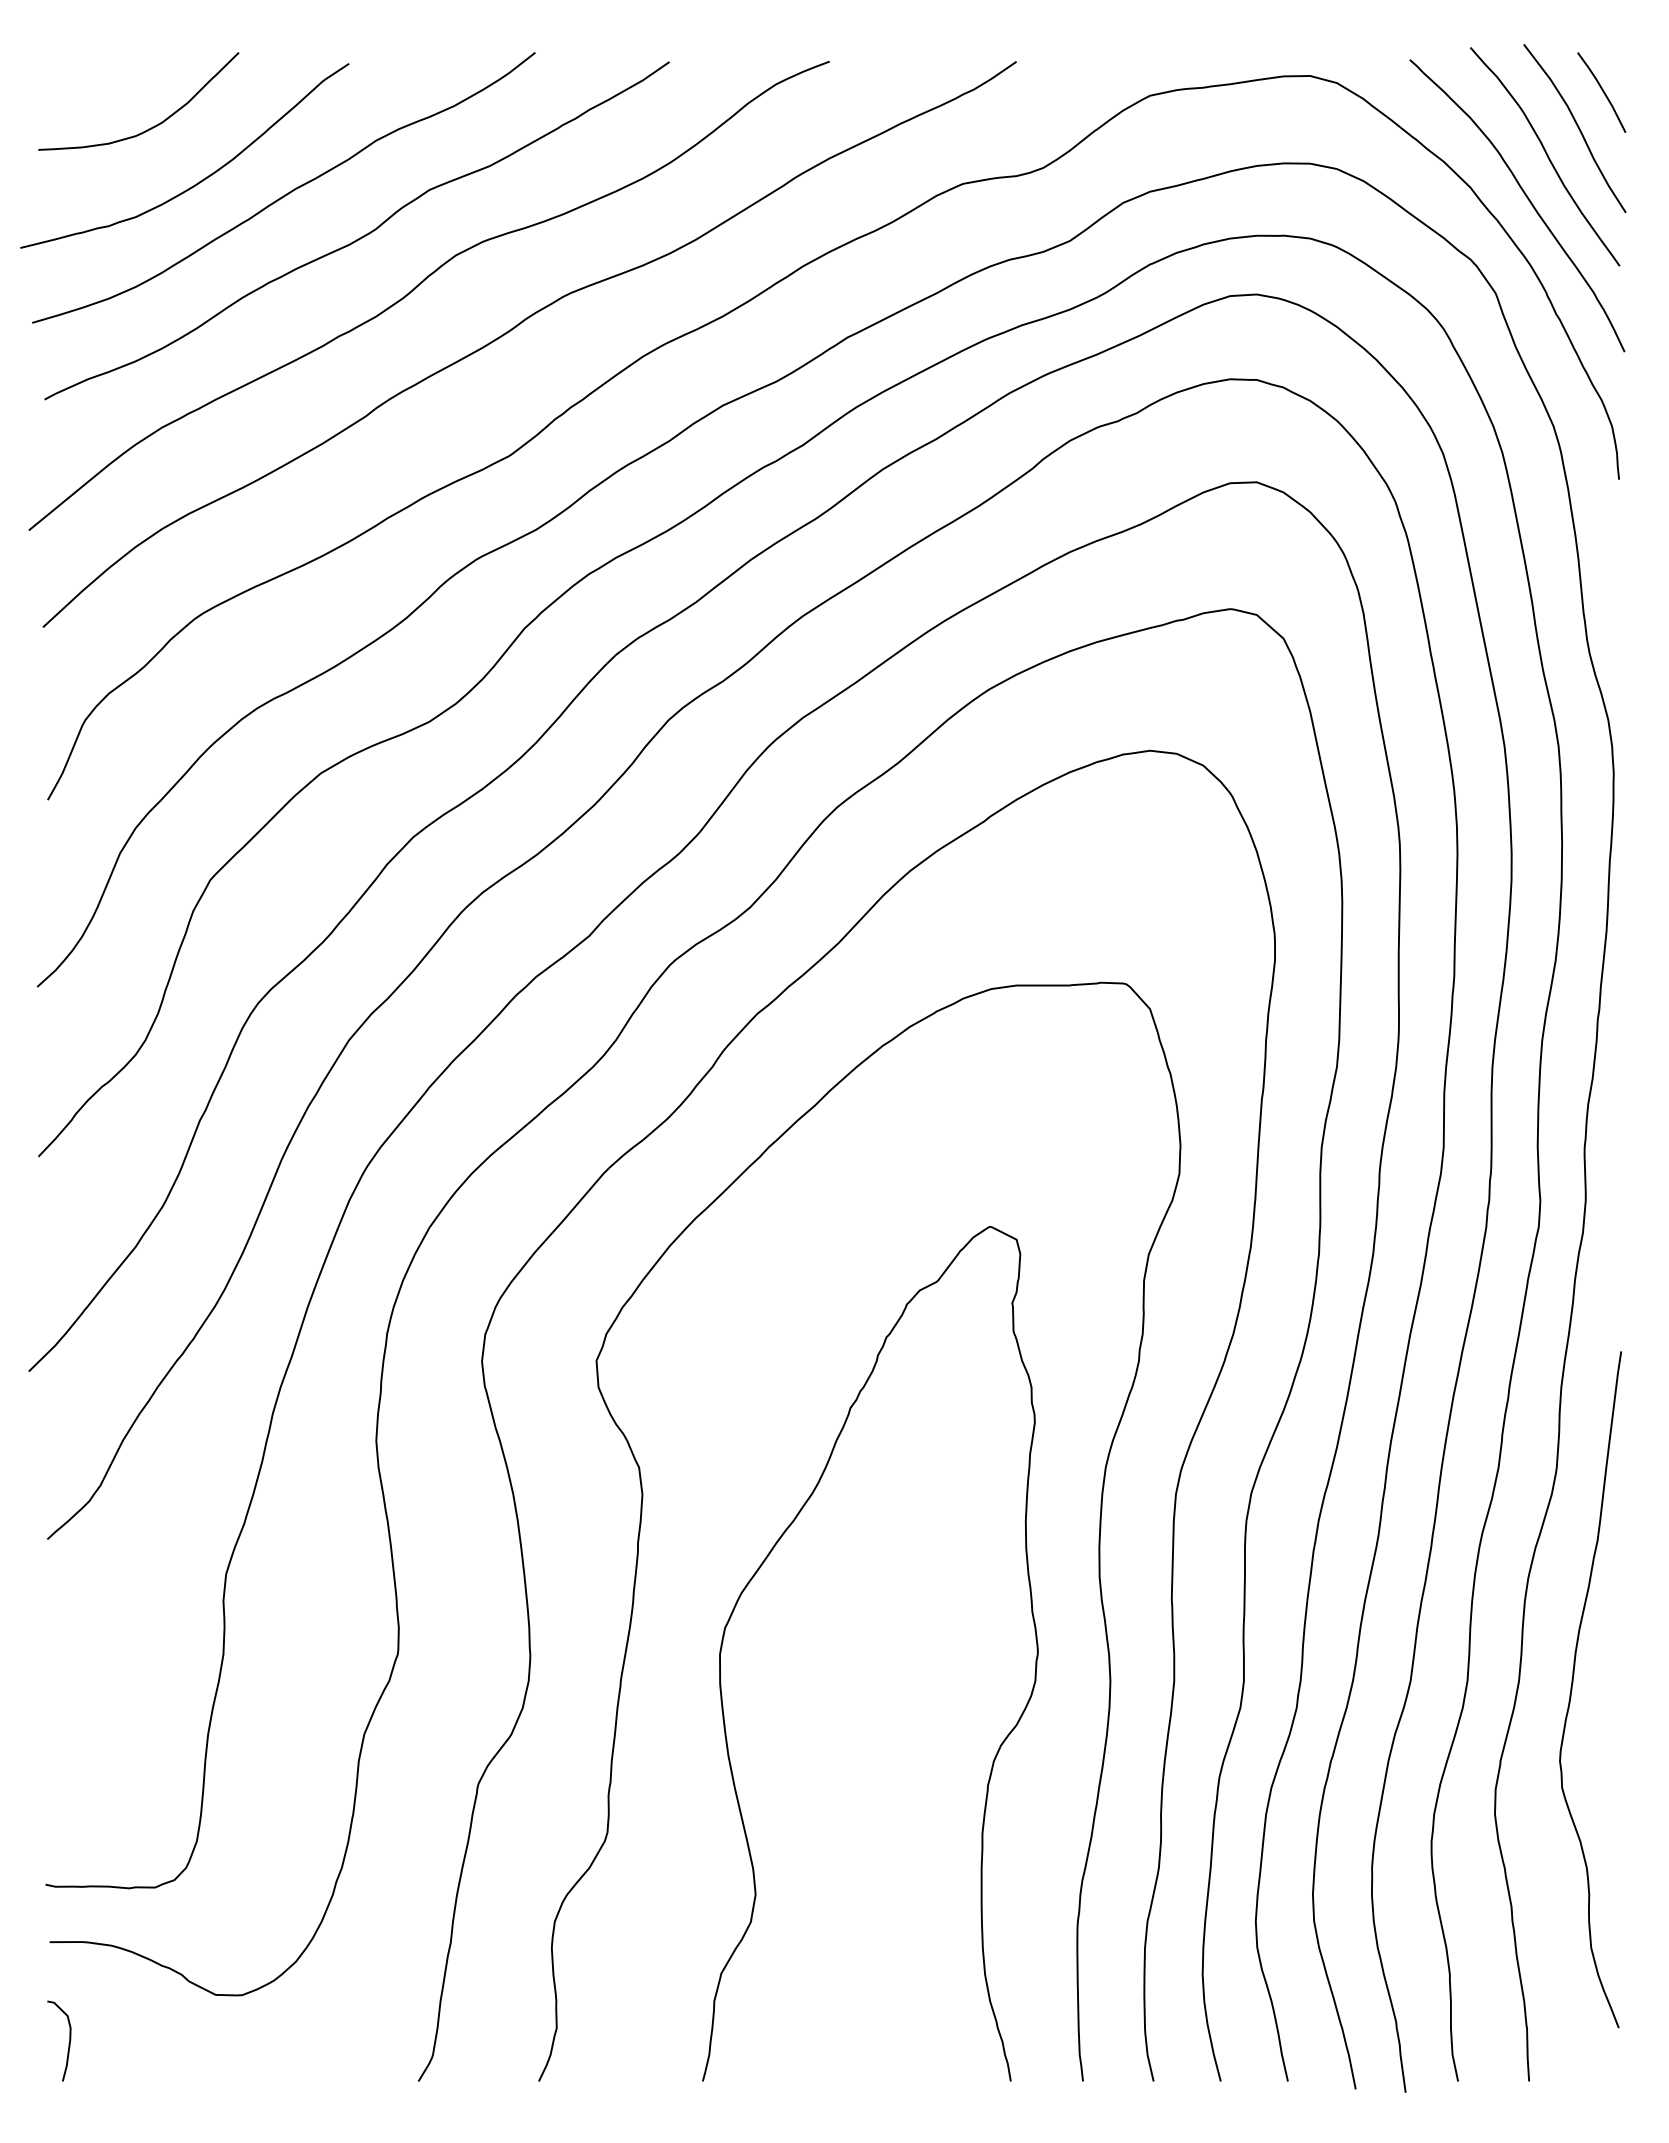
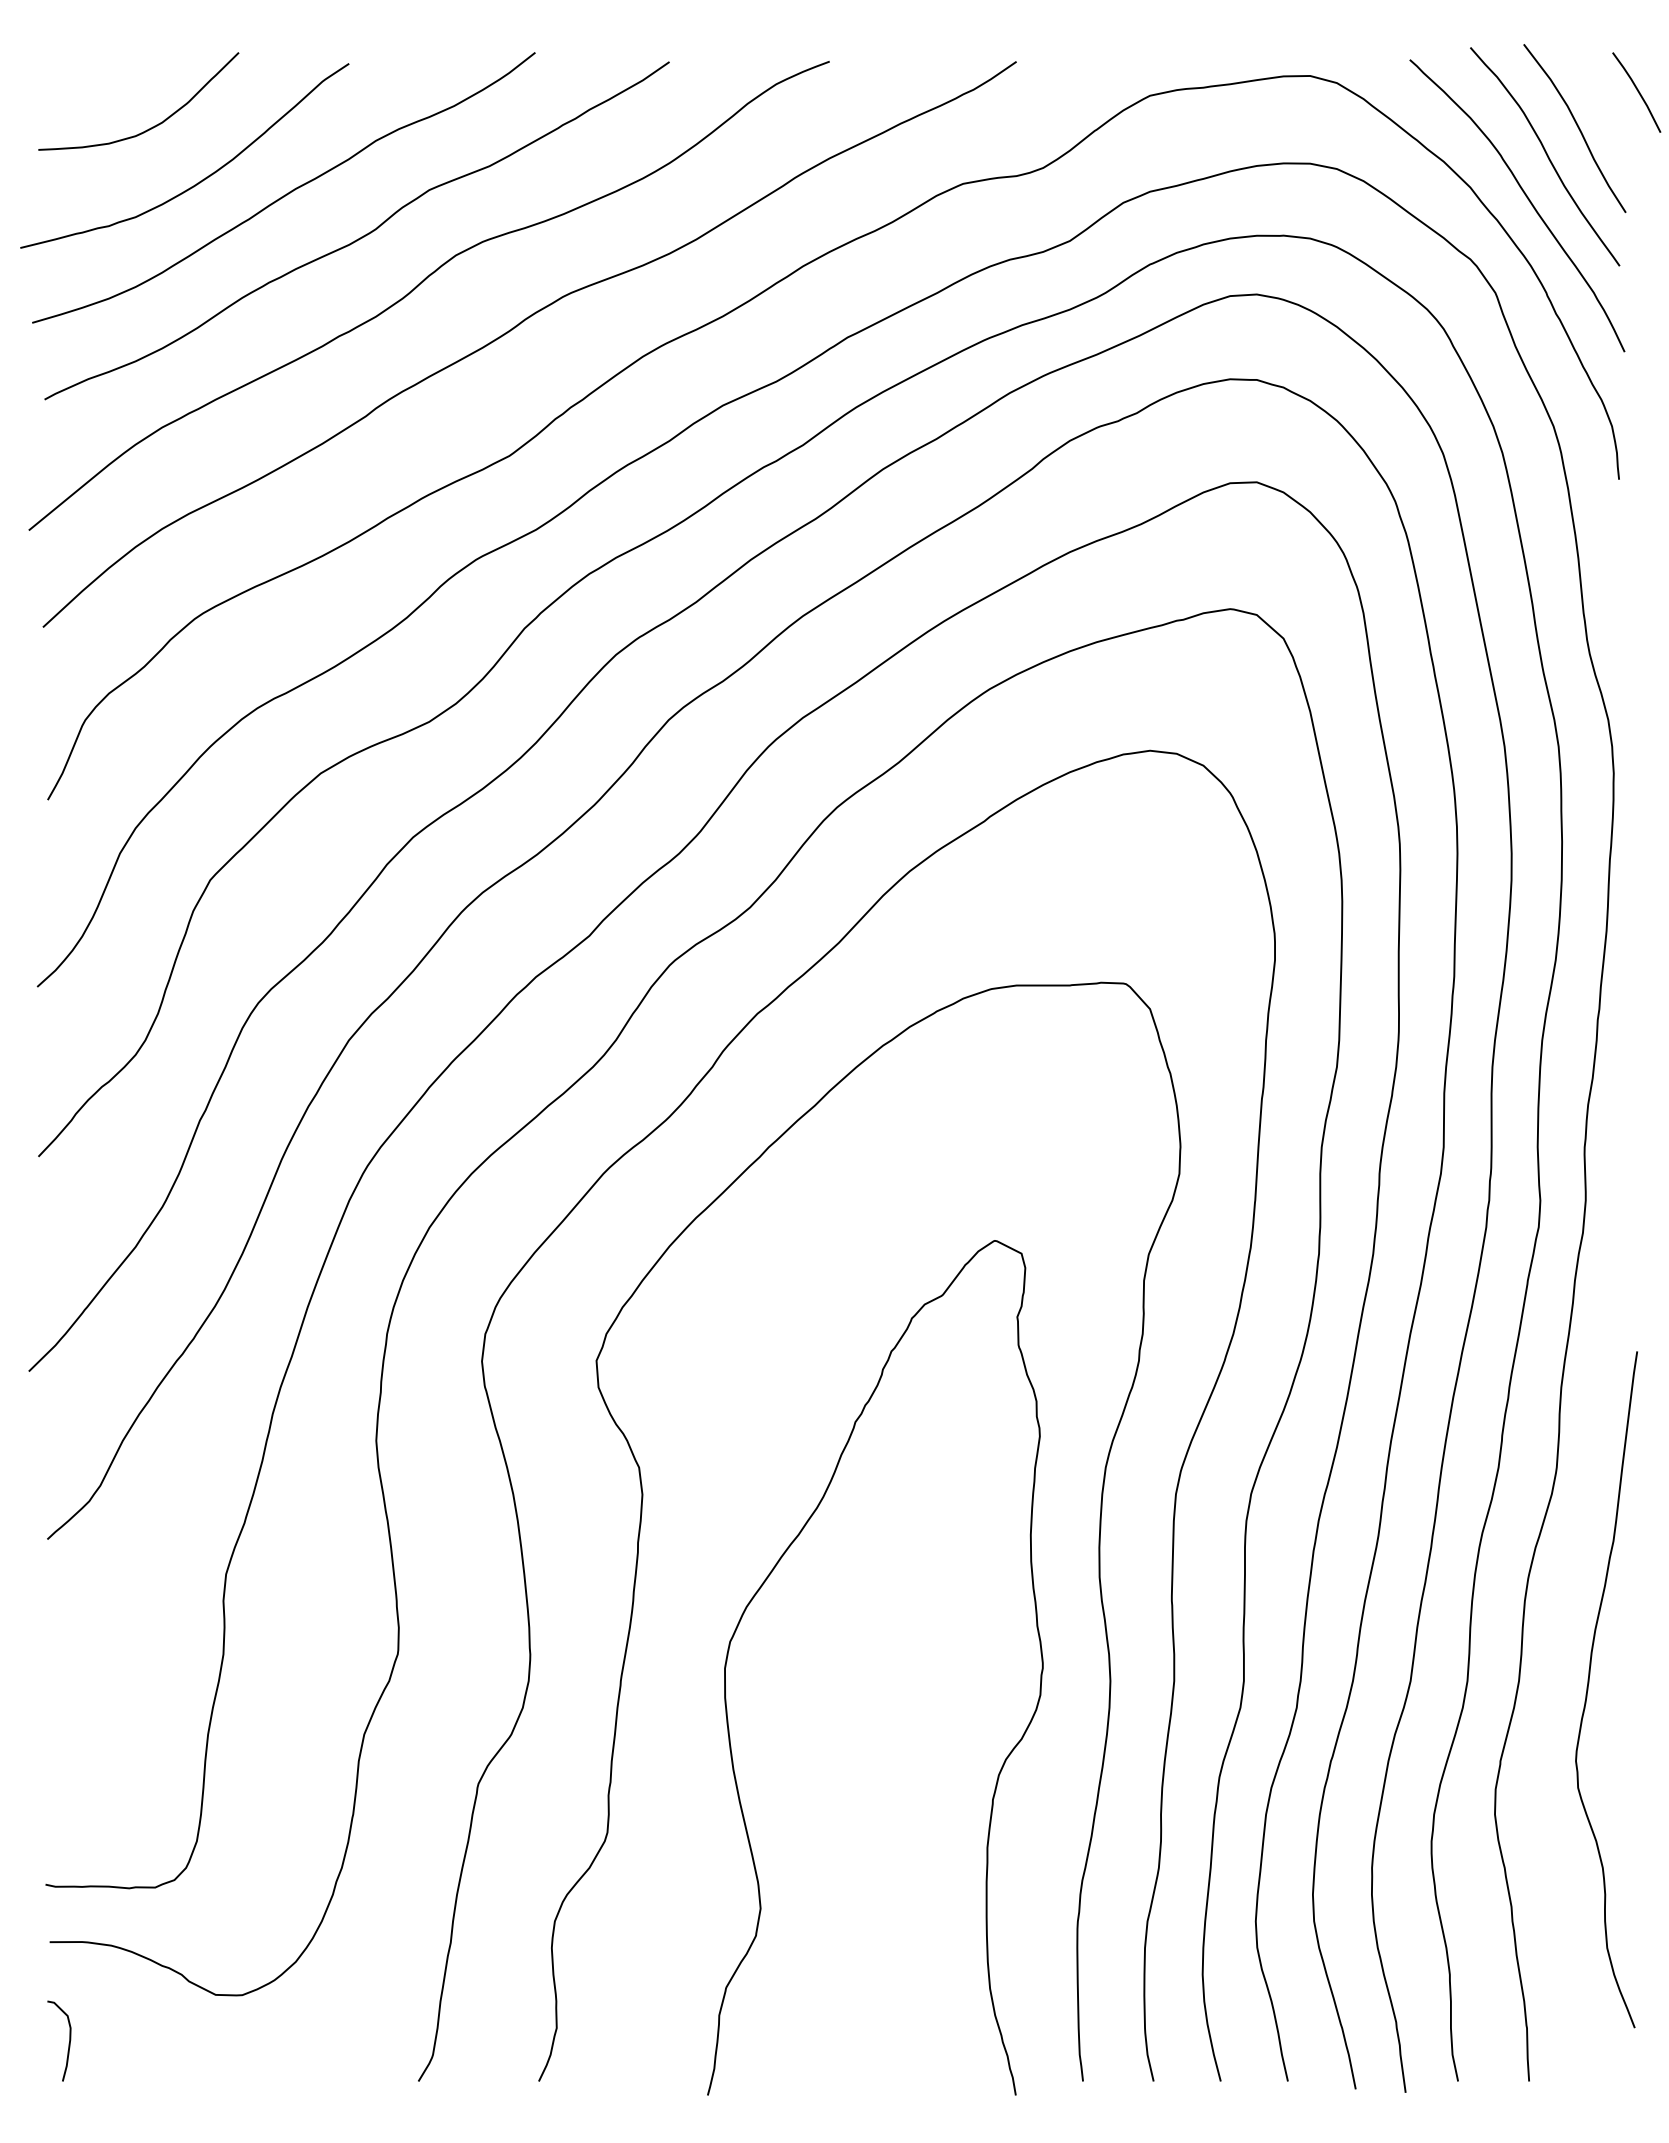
line position: (1602, 91) -> (1637, 91) (1637, 91)
curve position: (755, 1575) -> (760, 1589) (760, 1589)
curve position: (1572, 1689) -> (1588, 1689) (1588, 1689)
